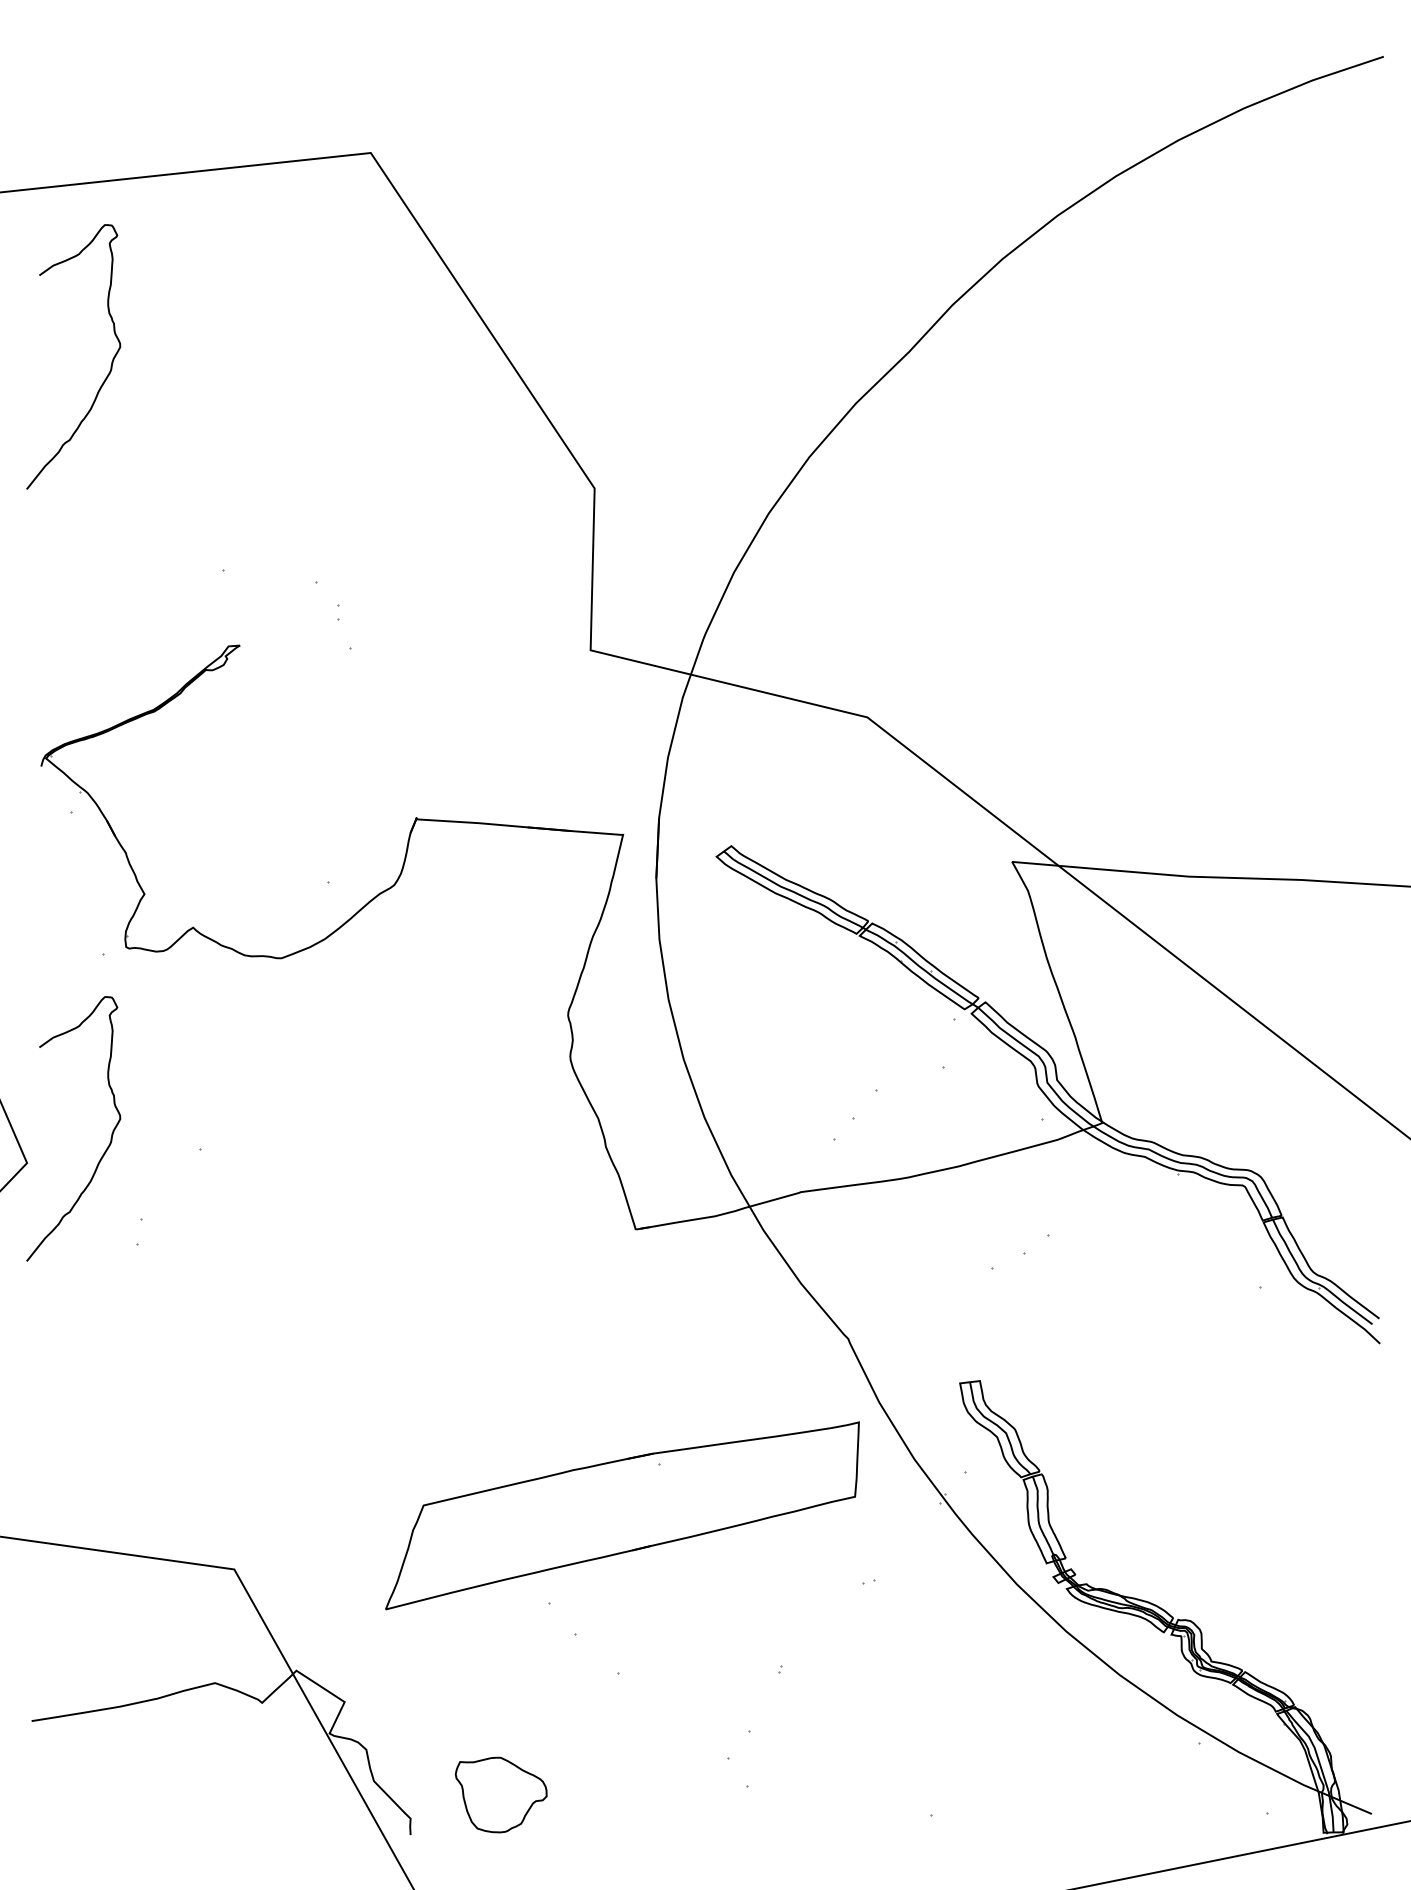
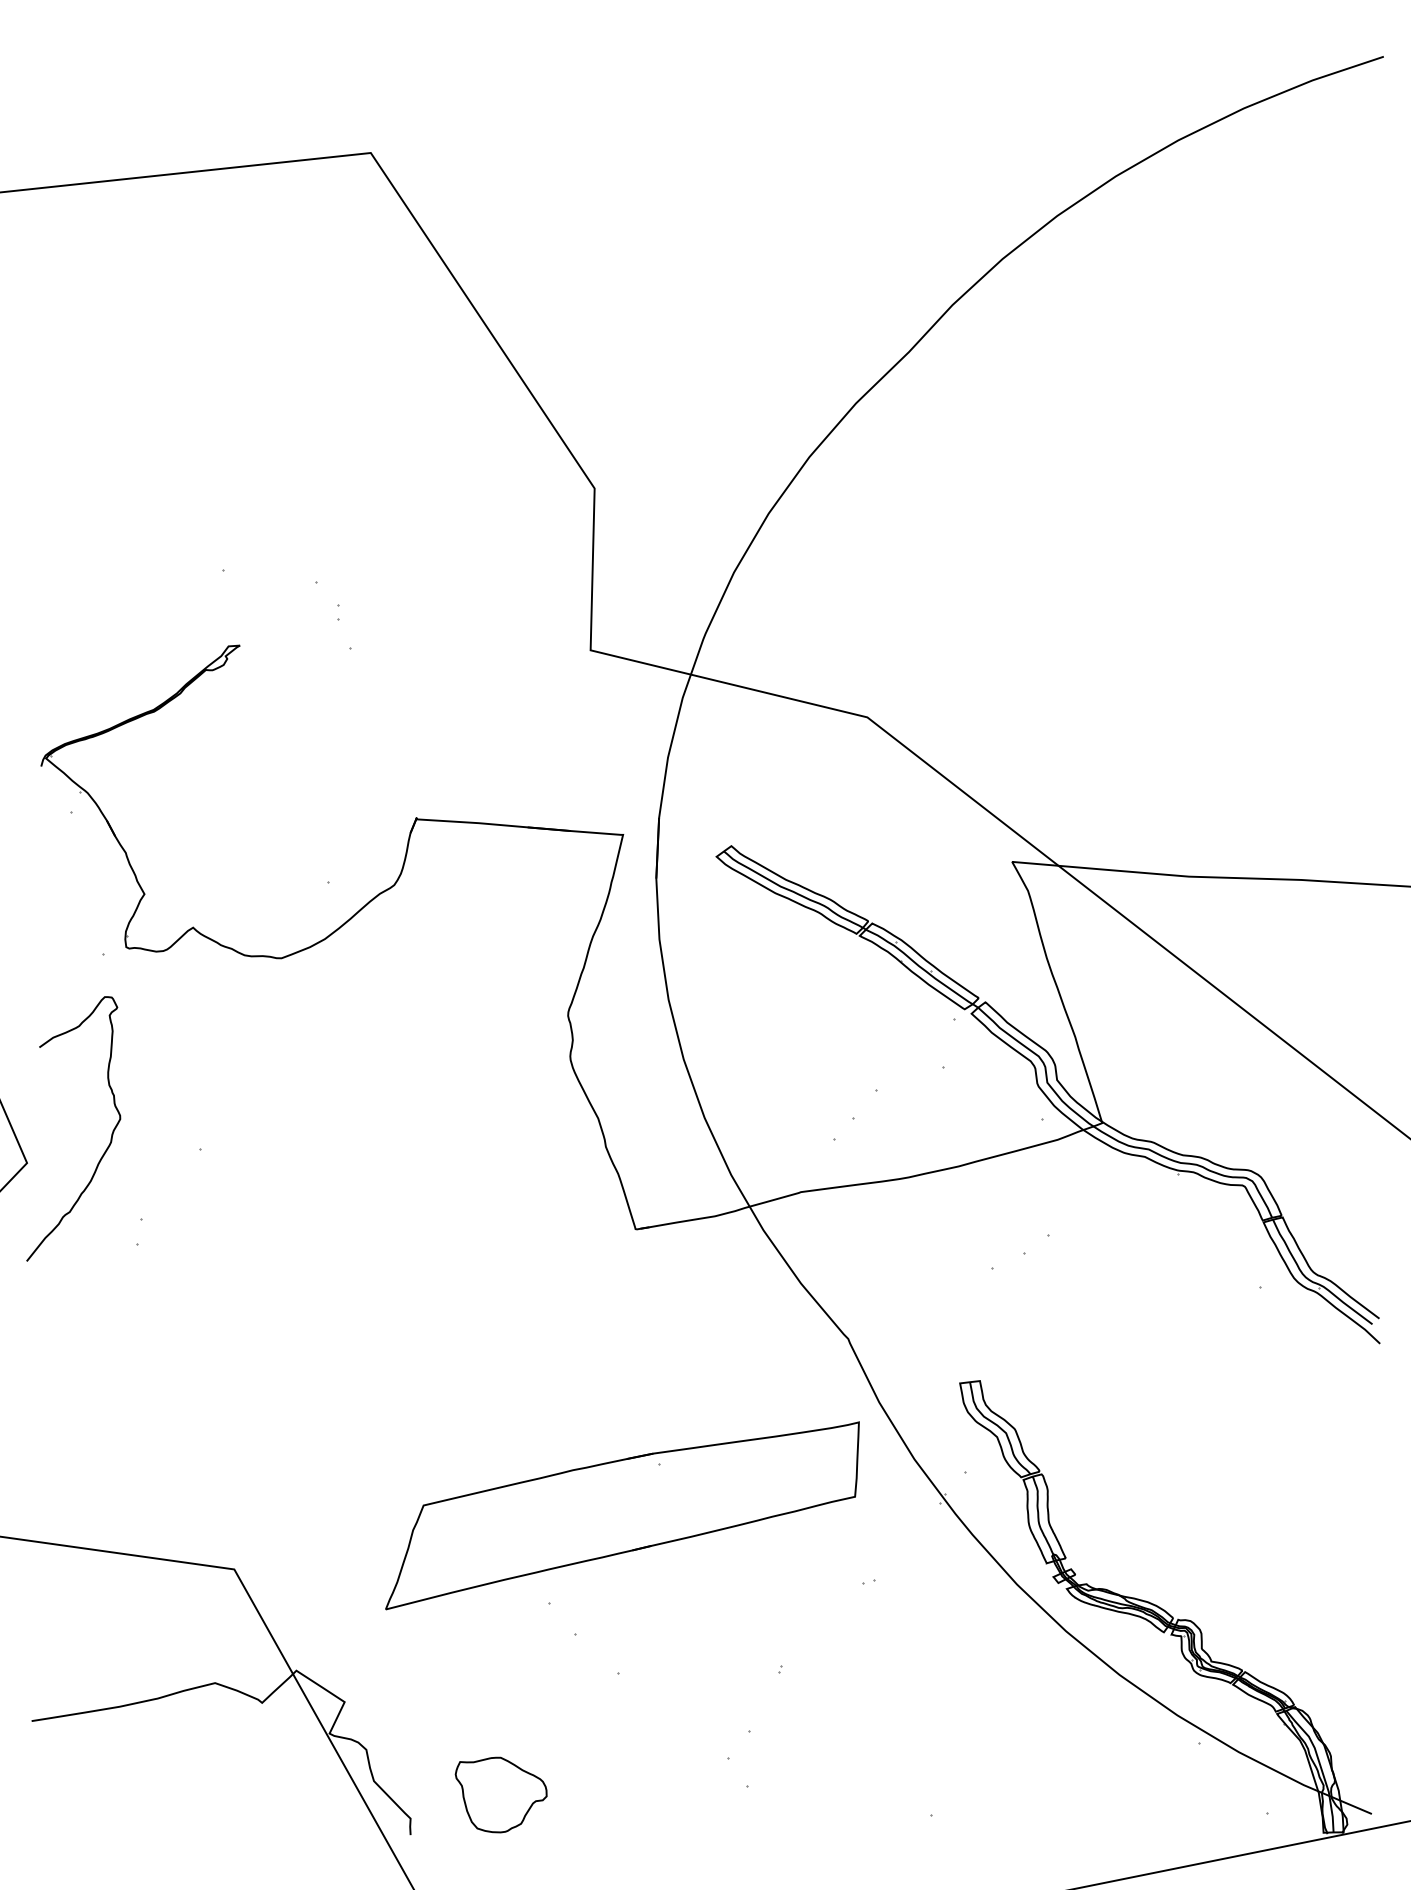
curve: present -> none (111, 361)
